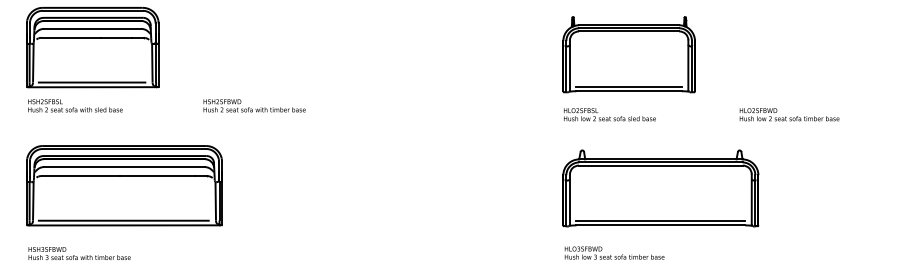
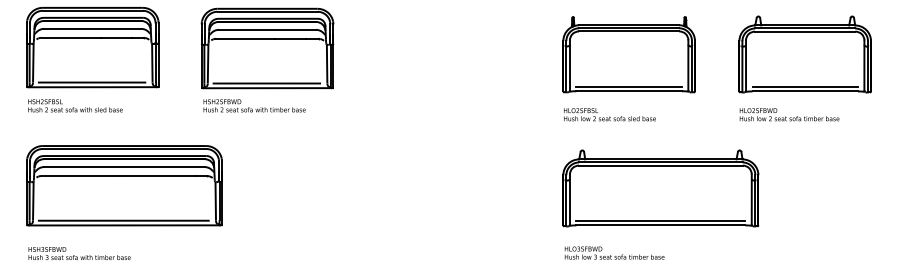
part: none -> present (267, 48)
part: none -> present (804, 54)
